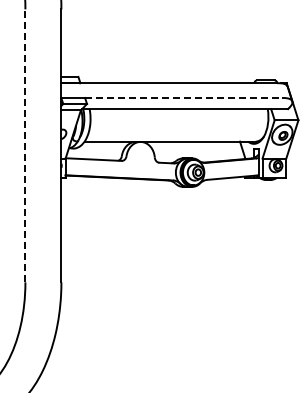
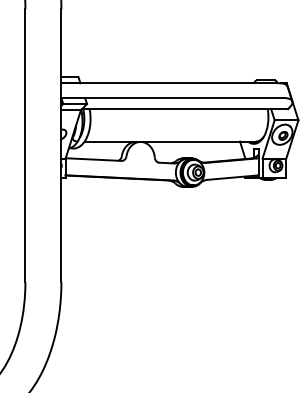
line: dashed -> solid (184, 98)
line: dashed -> solid (25, 145)
